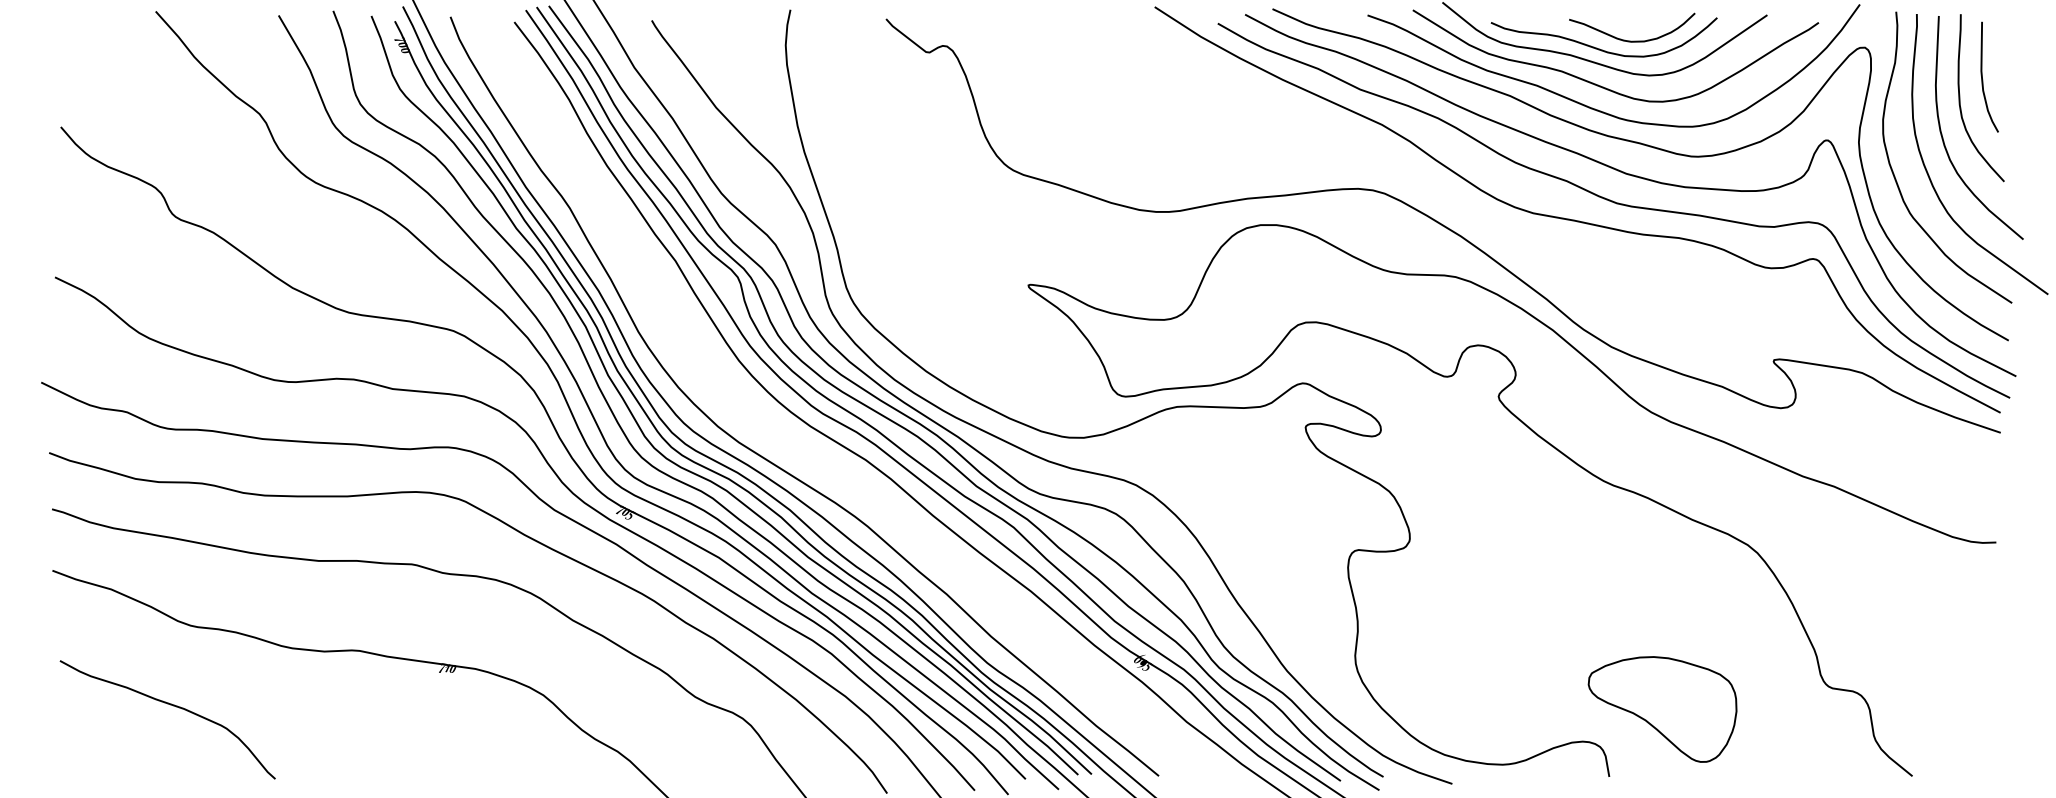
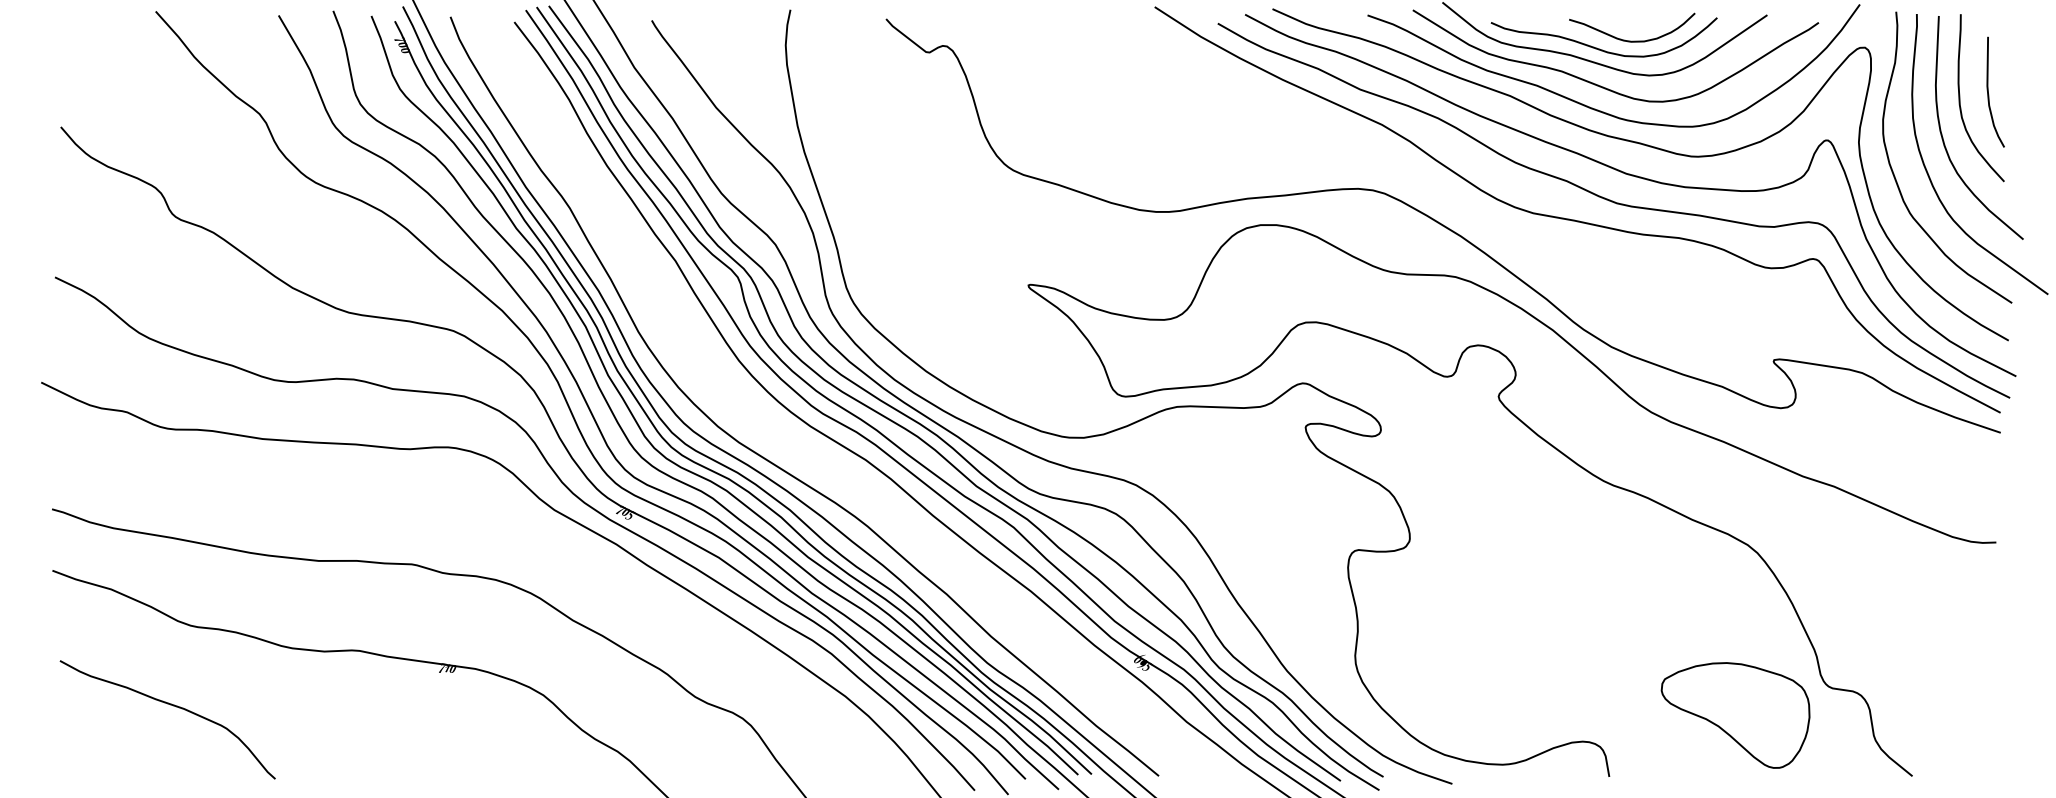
curve position: (1983, 79) -> (1989, 94) (1989, 94)
curve: present -> none (521, 534)
part position: (1662, 709) -> (1735, 715) (1735, 715)
